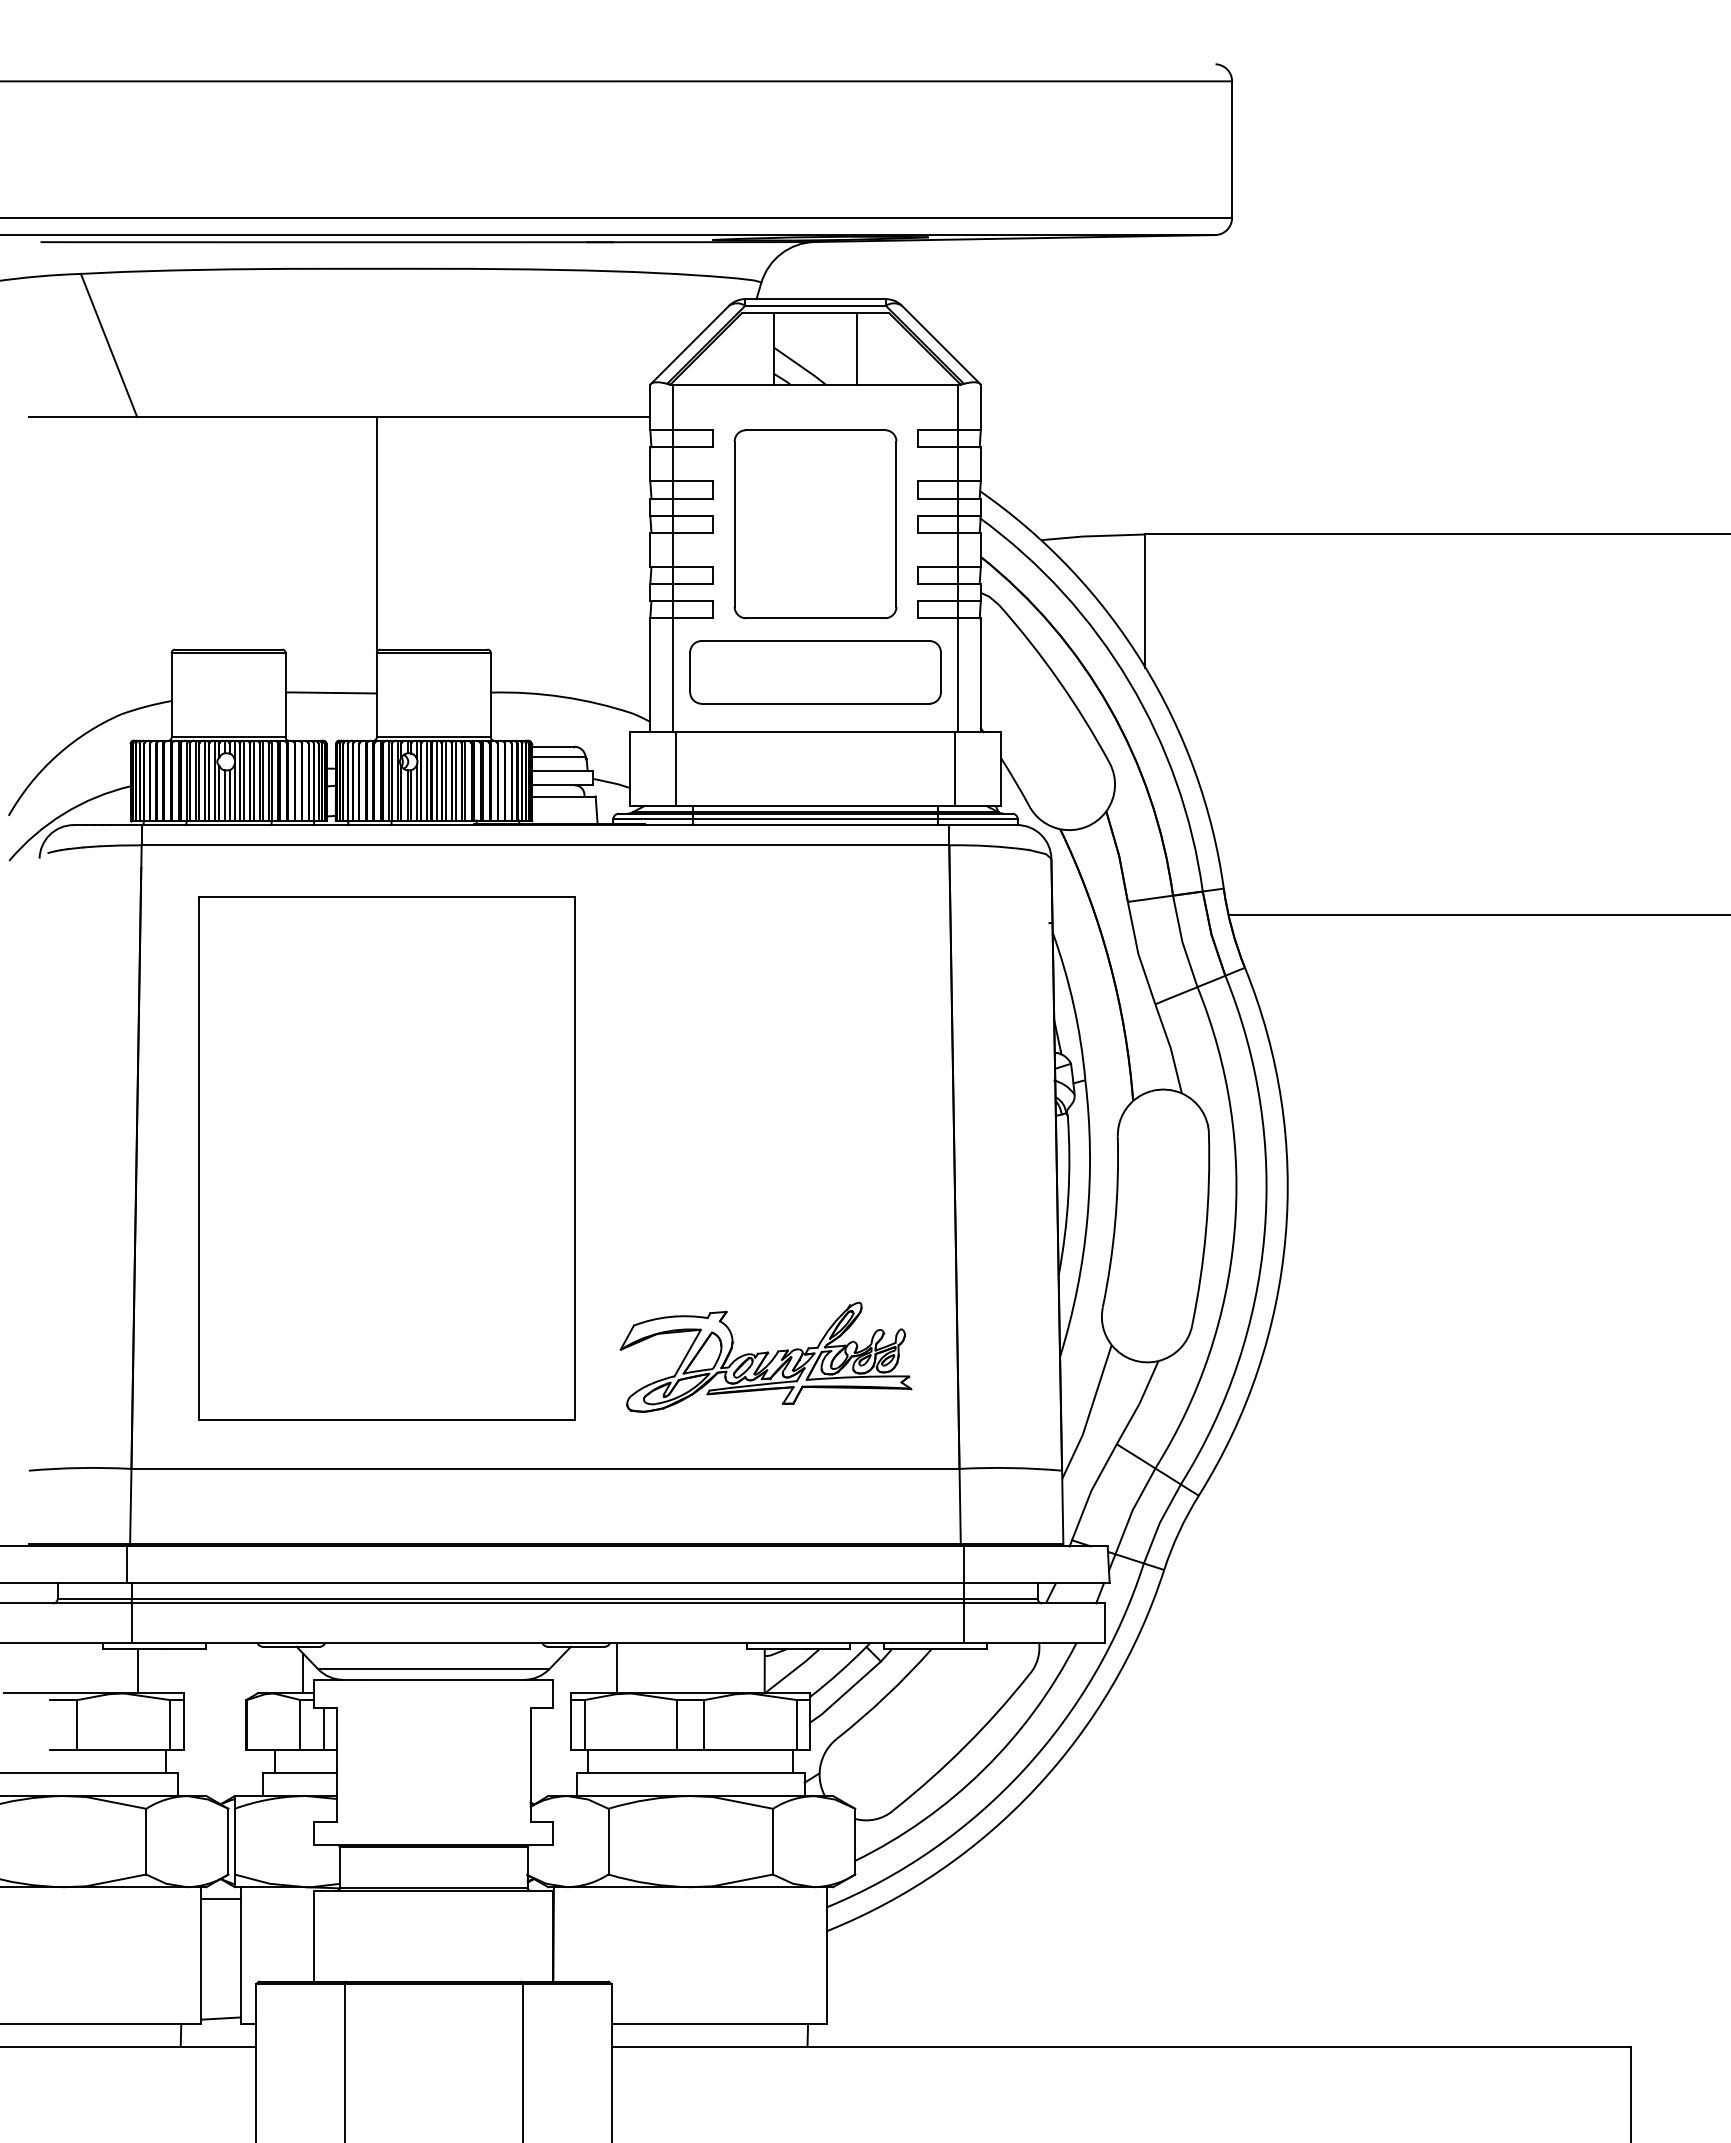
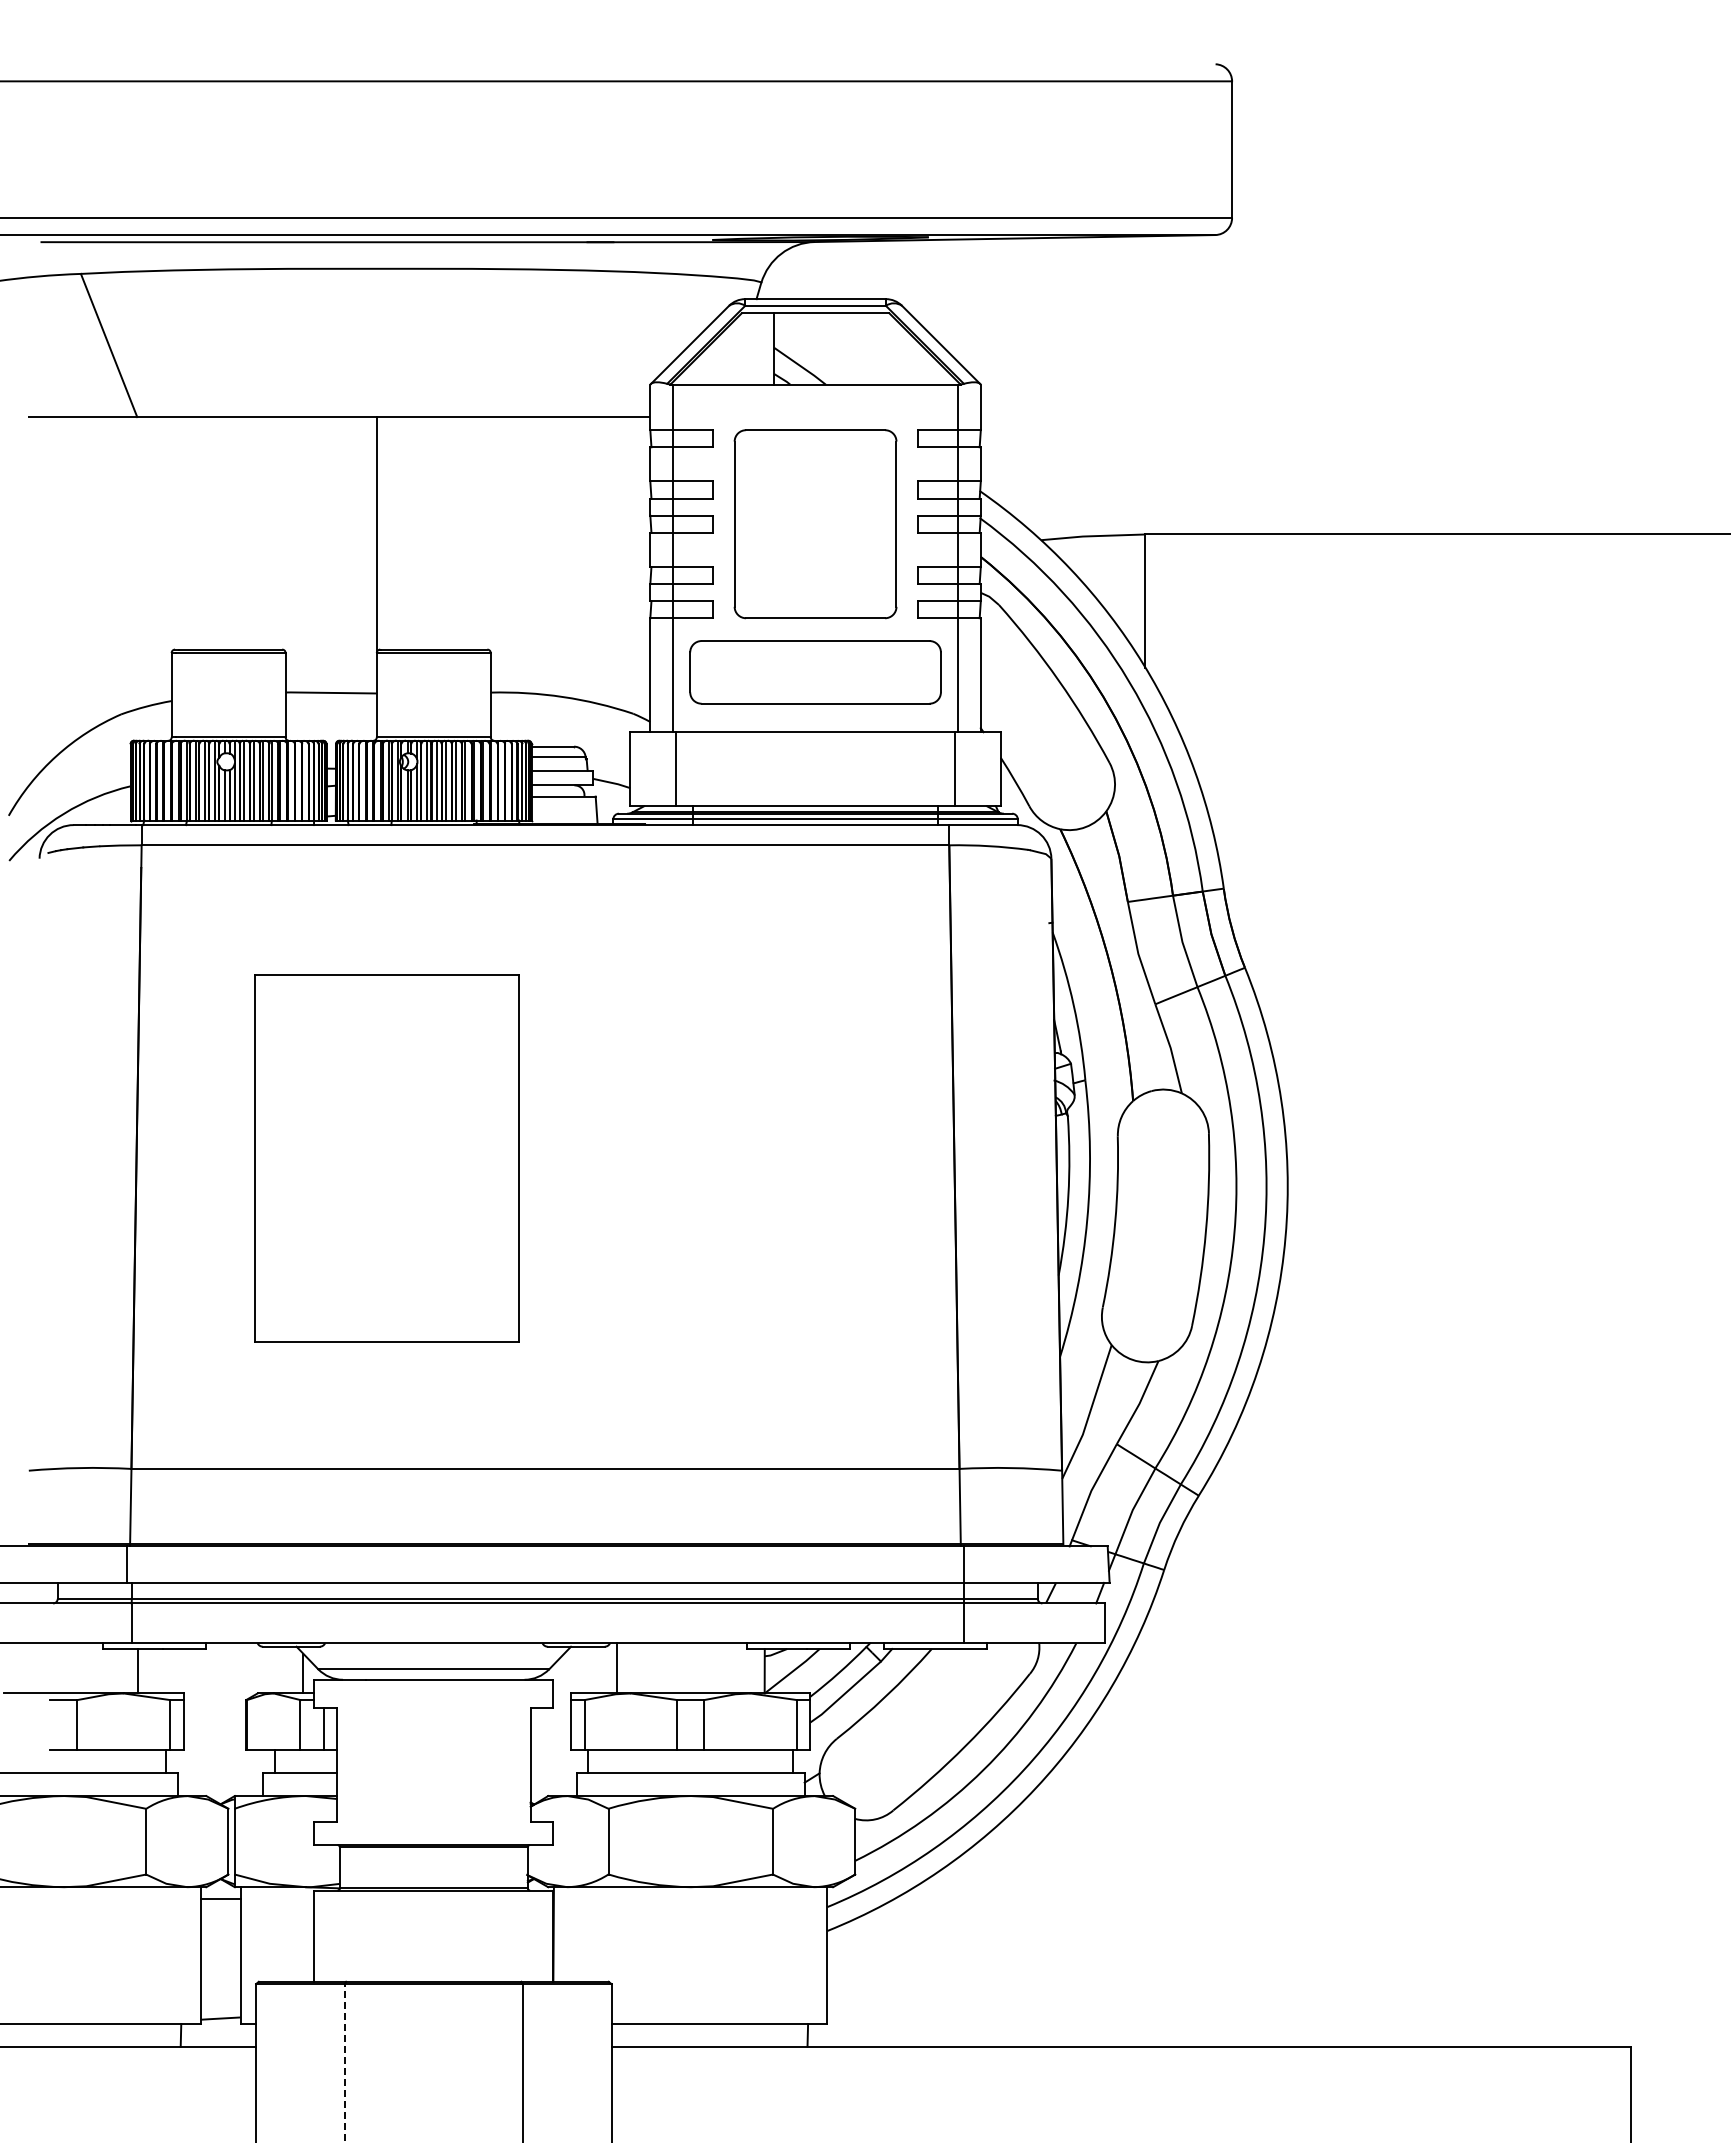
line: present -> none (856, 348)
line: present -> none (1477, 915)
part size: 378x525 px -> 266x369 px (386, 1158)
part: present -> none (765, 1356)
line: solid -> dashed (344, 2063)
